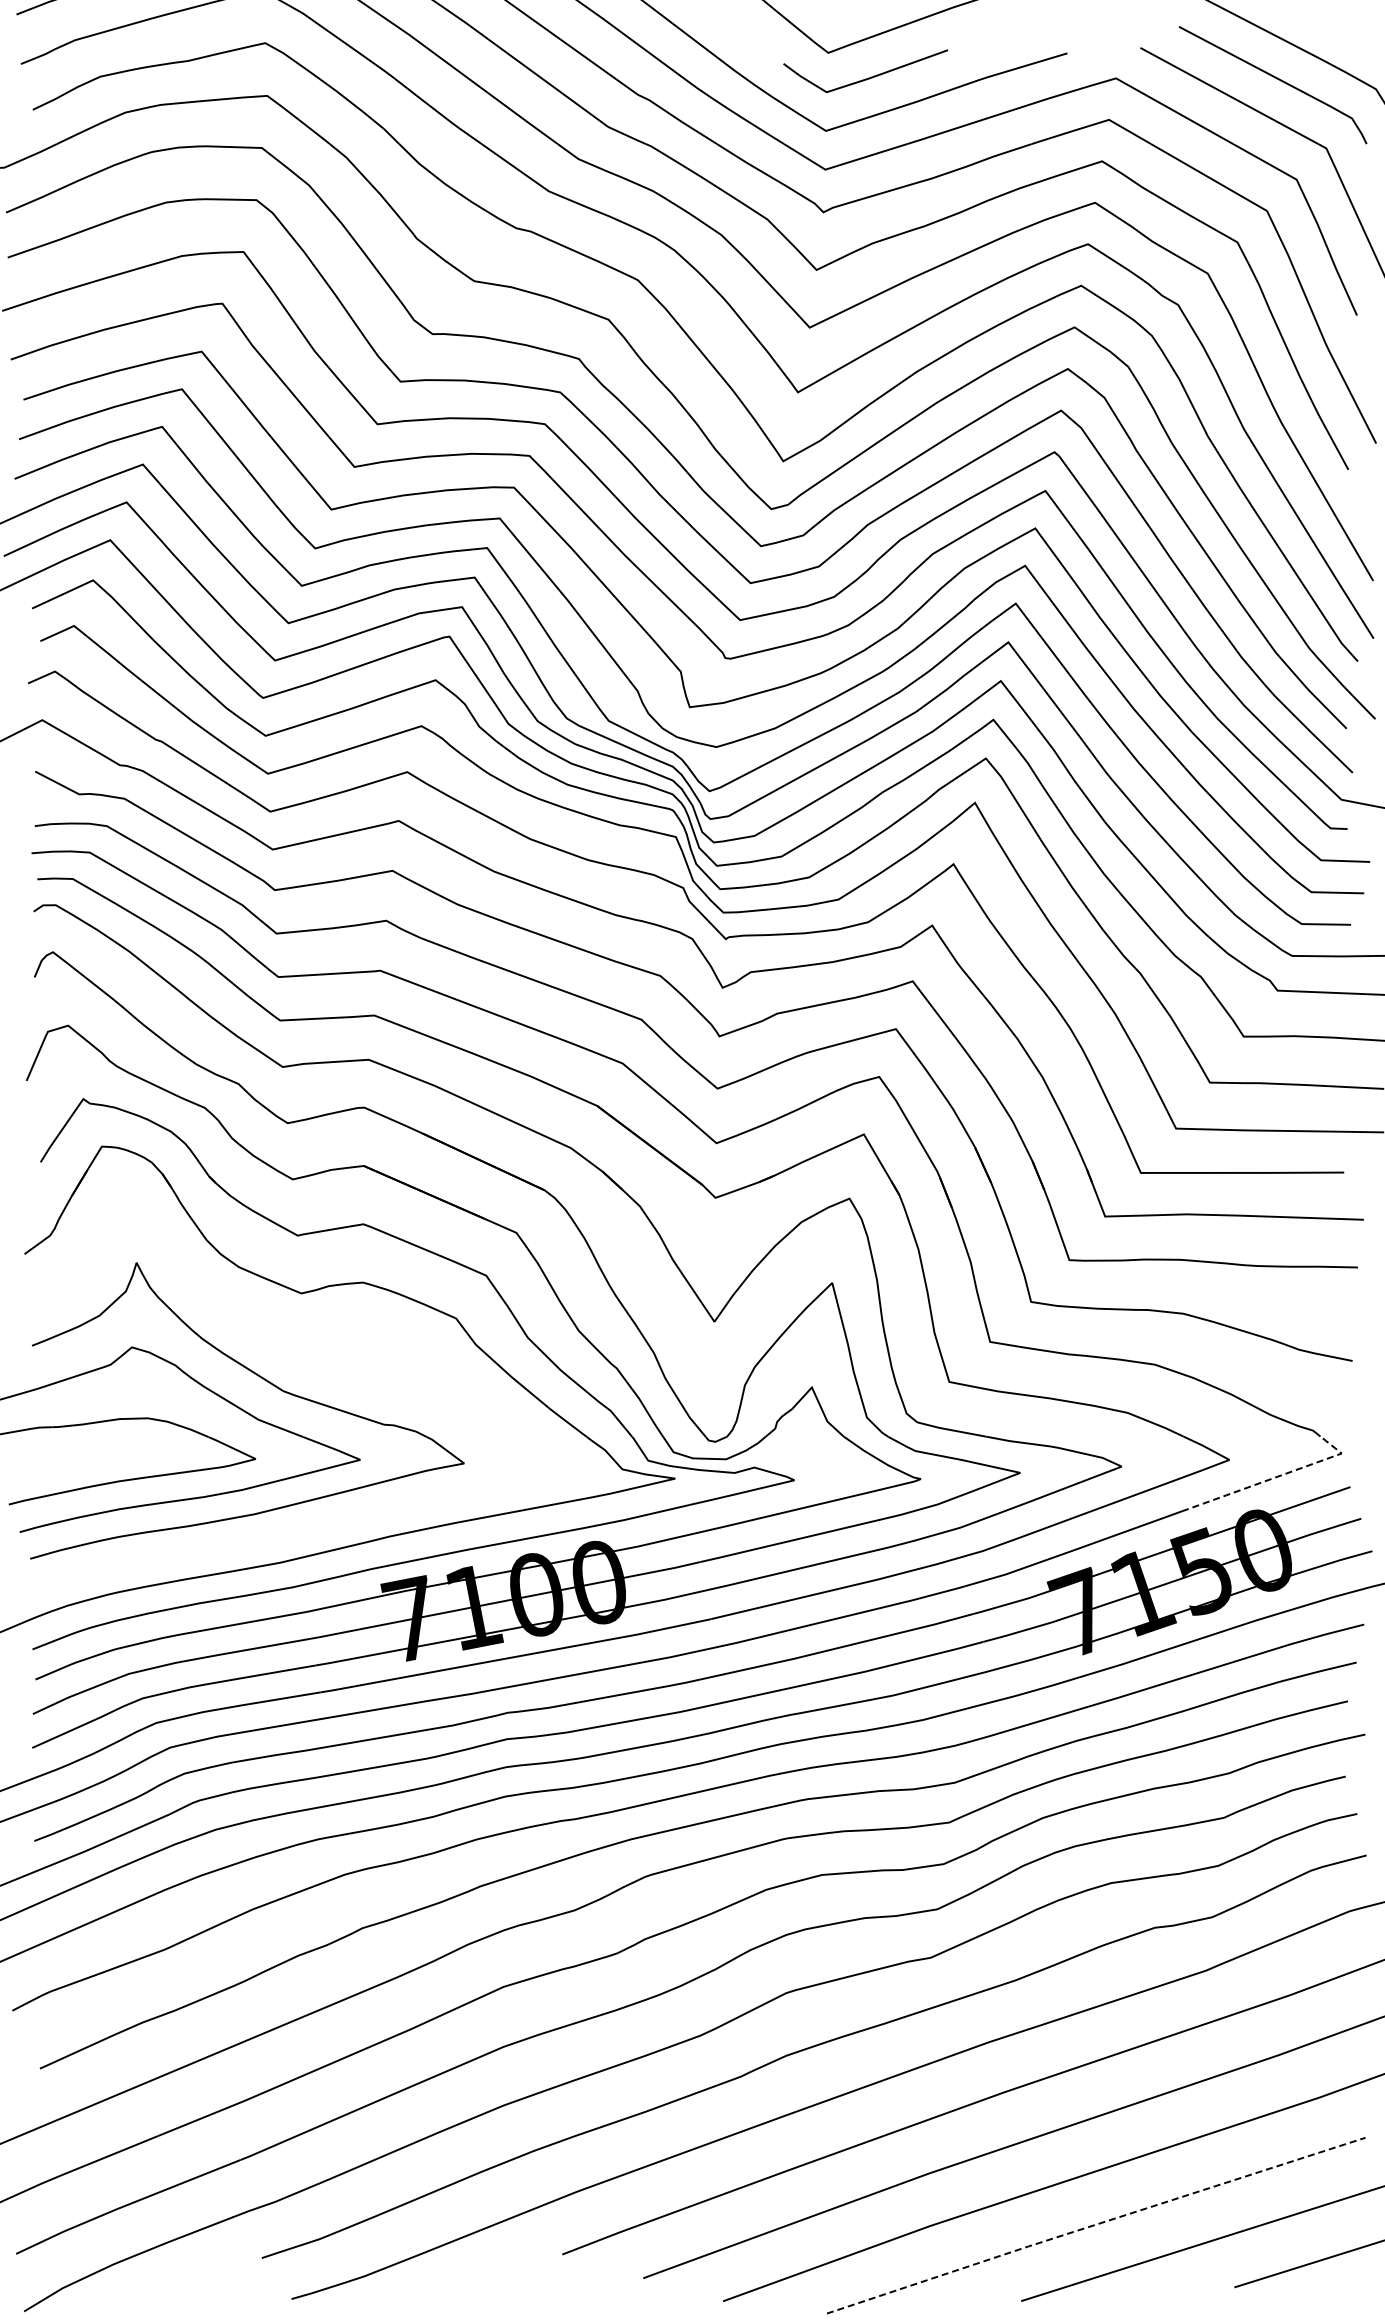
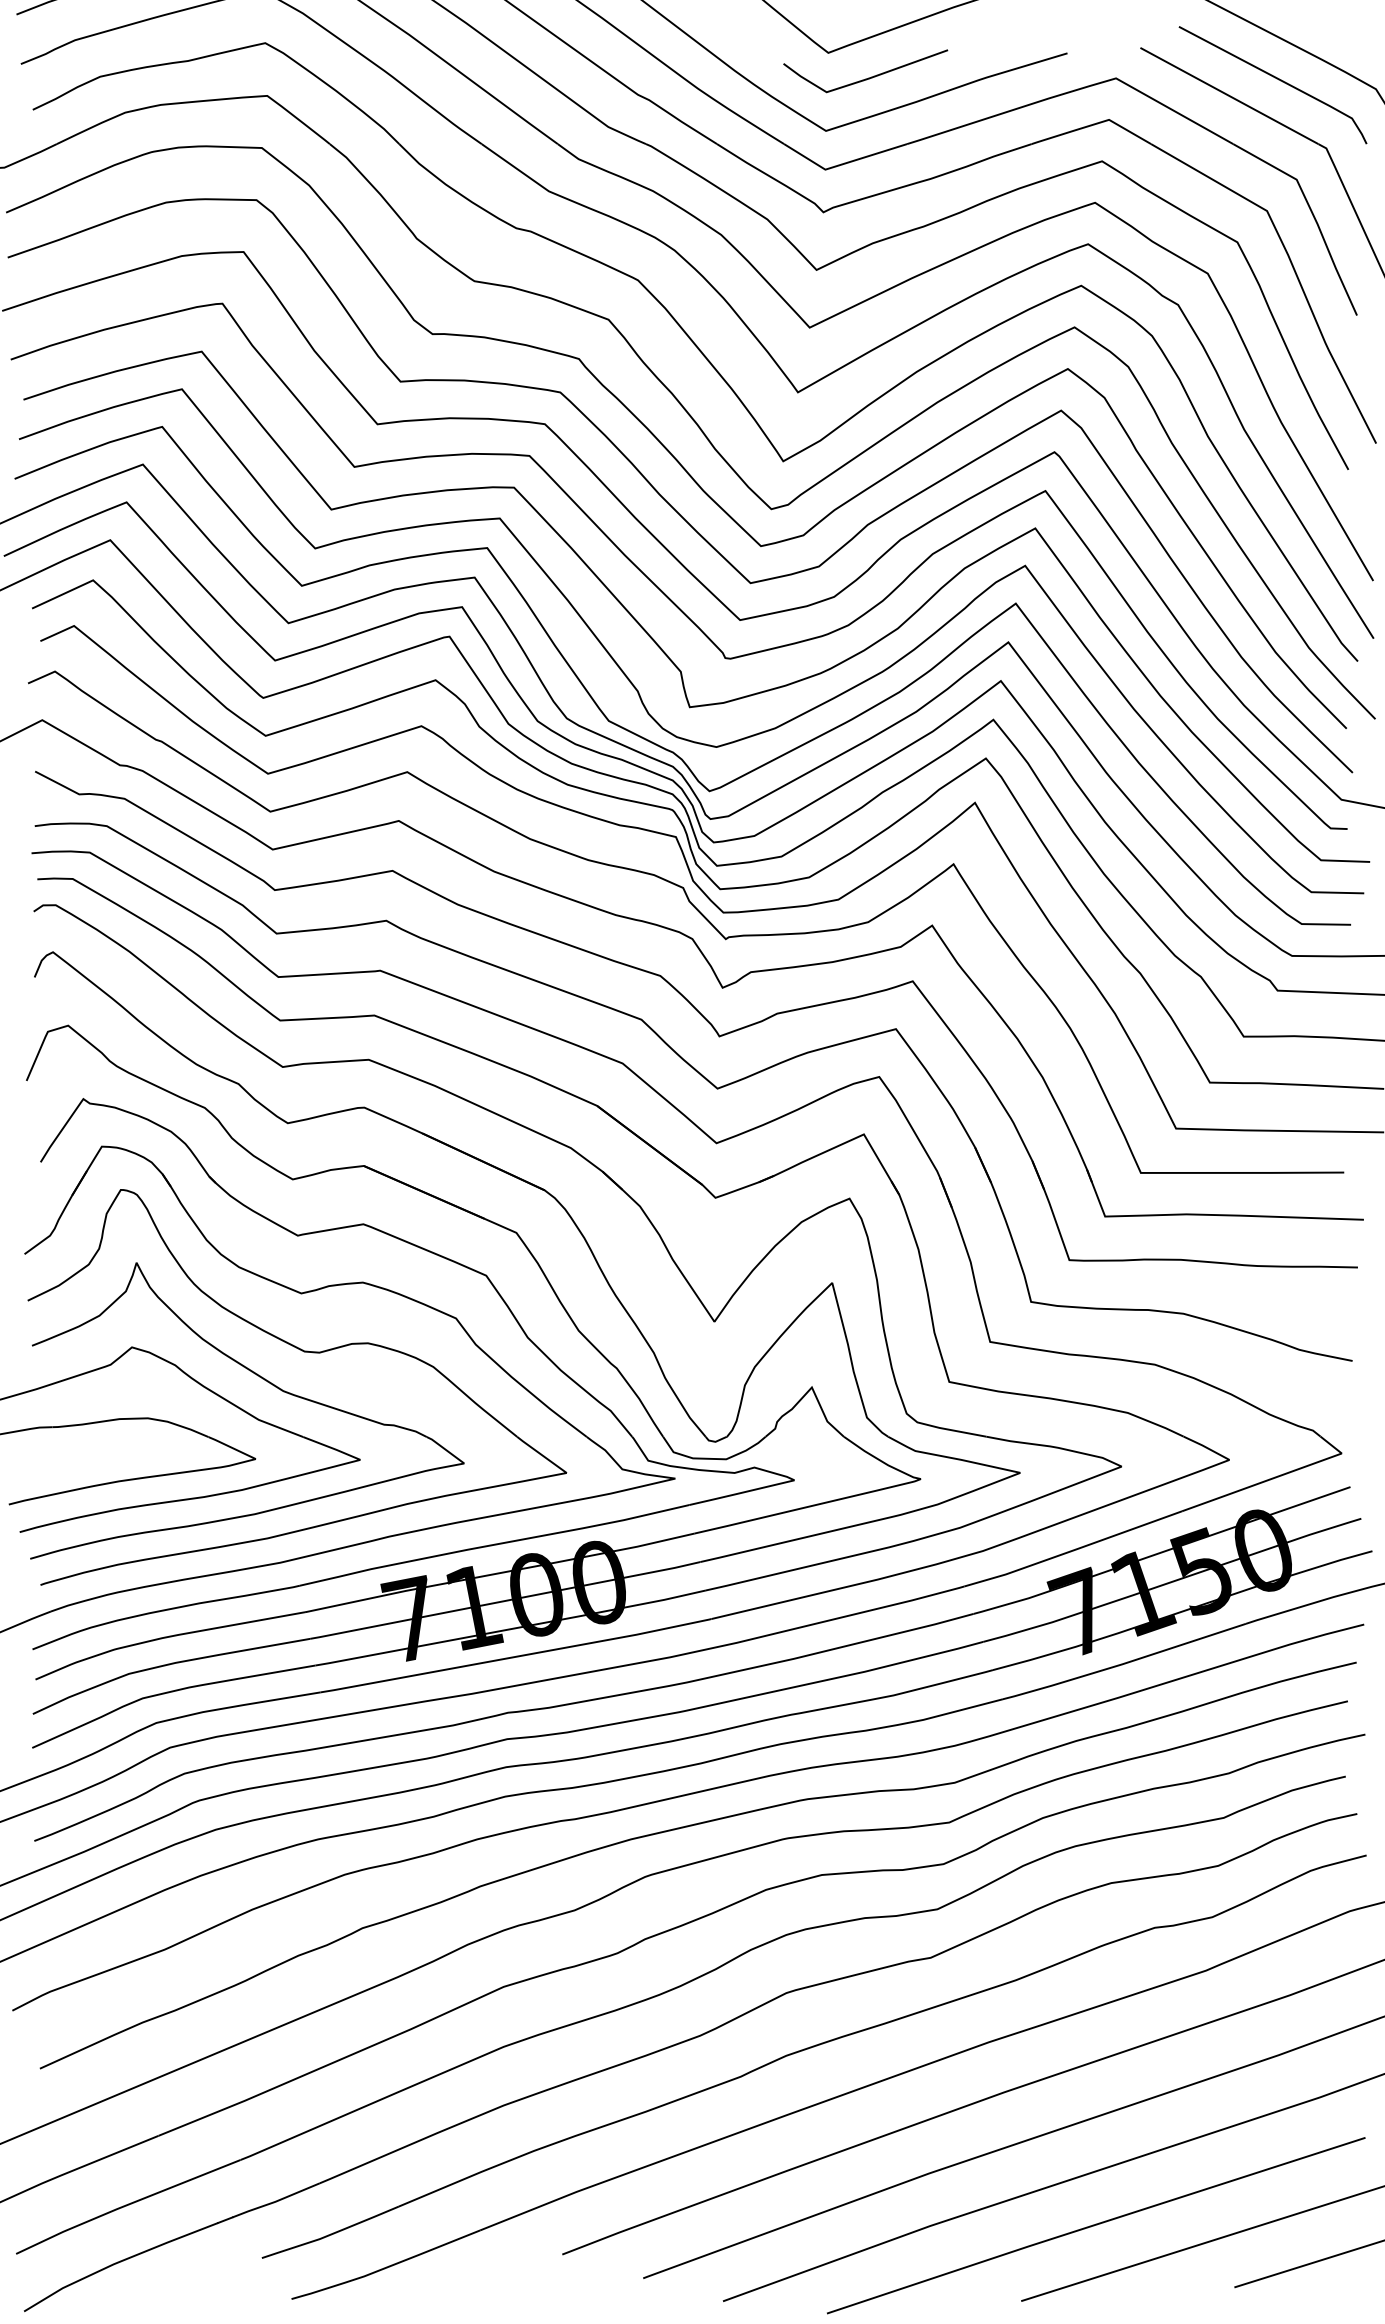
part: none -> present (304, 1352)
line: dashed -> solid (1275, 1477)
line: dashed -> solid (1095, 2224)
